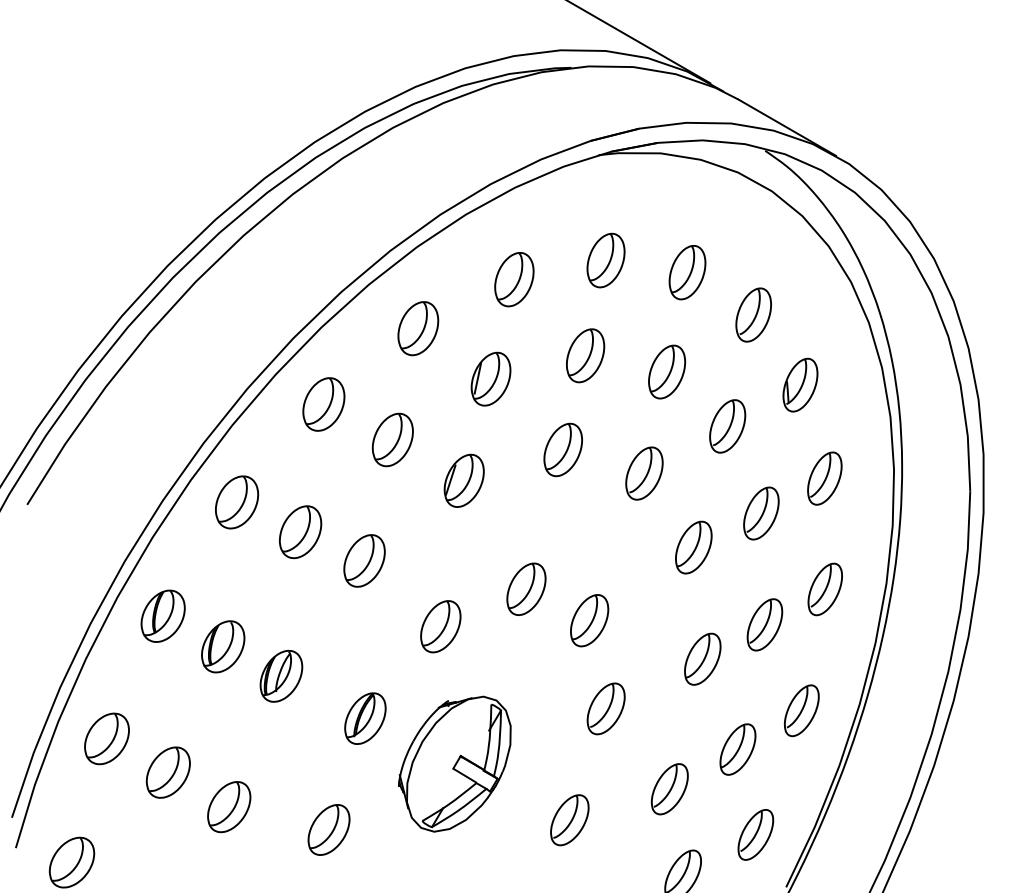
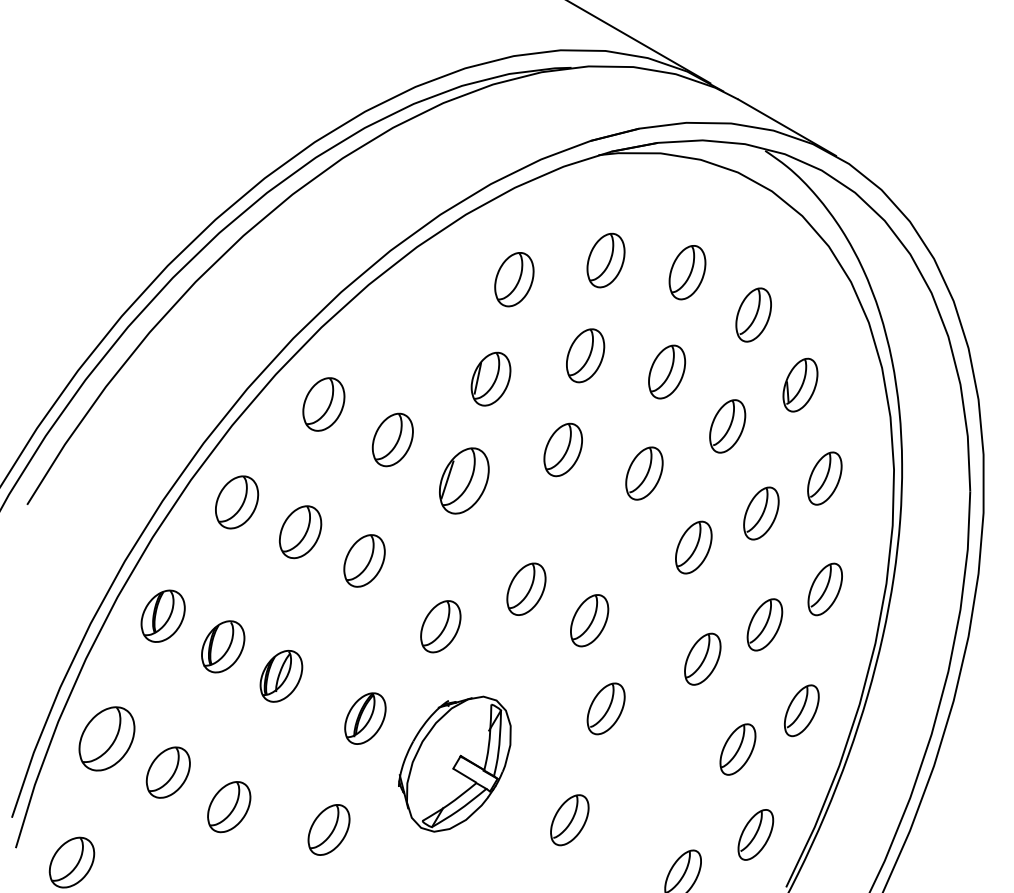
part: present -> none (418, 328)
part size: 42x55 px -> 51x68 px (464, 480)
part size: 46x54 px -> 58x66 px (106, 738)
part: present -> none (669, 789)
